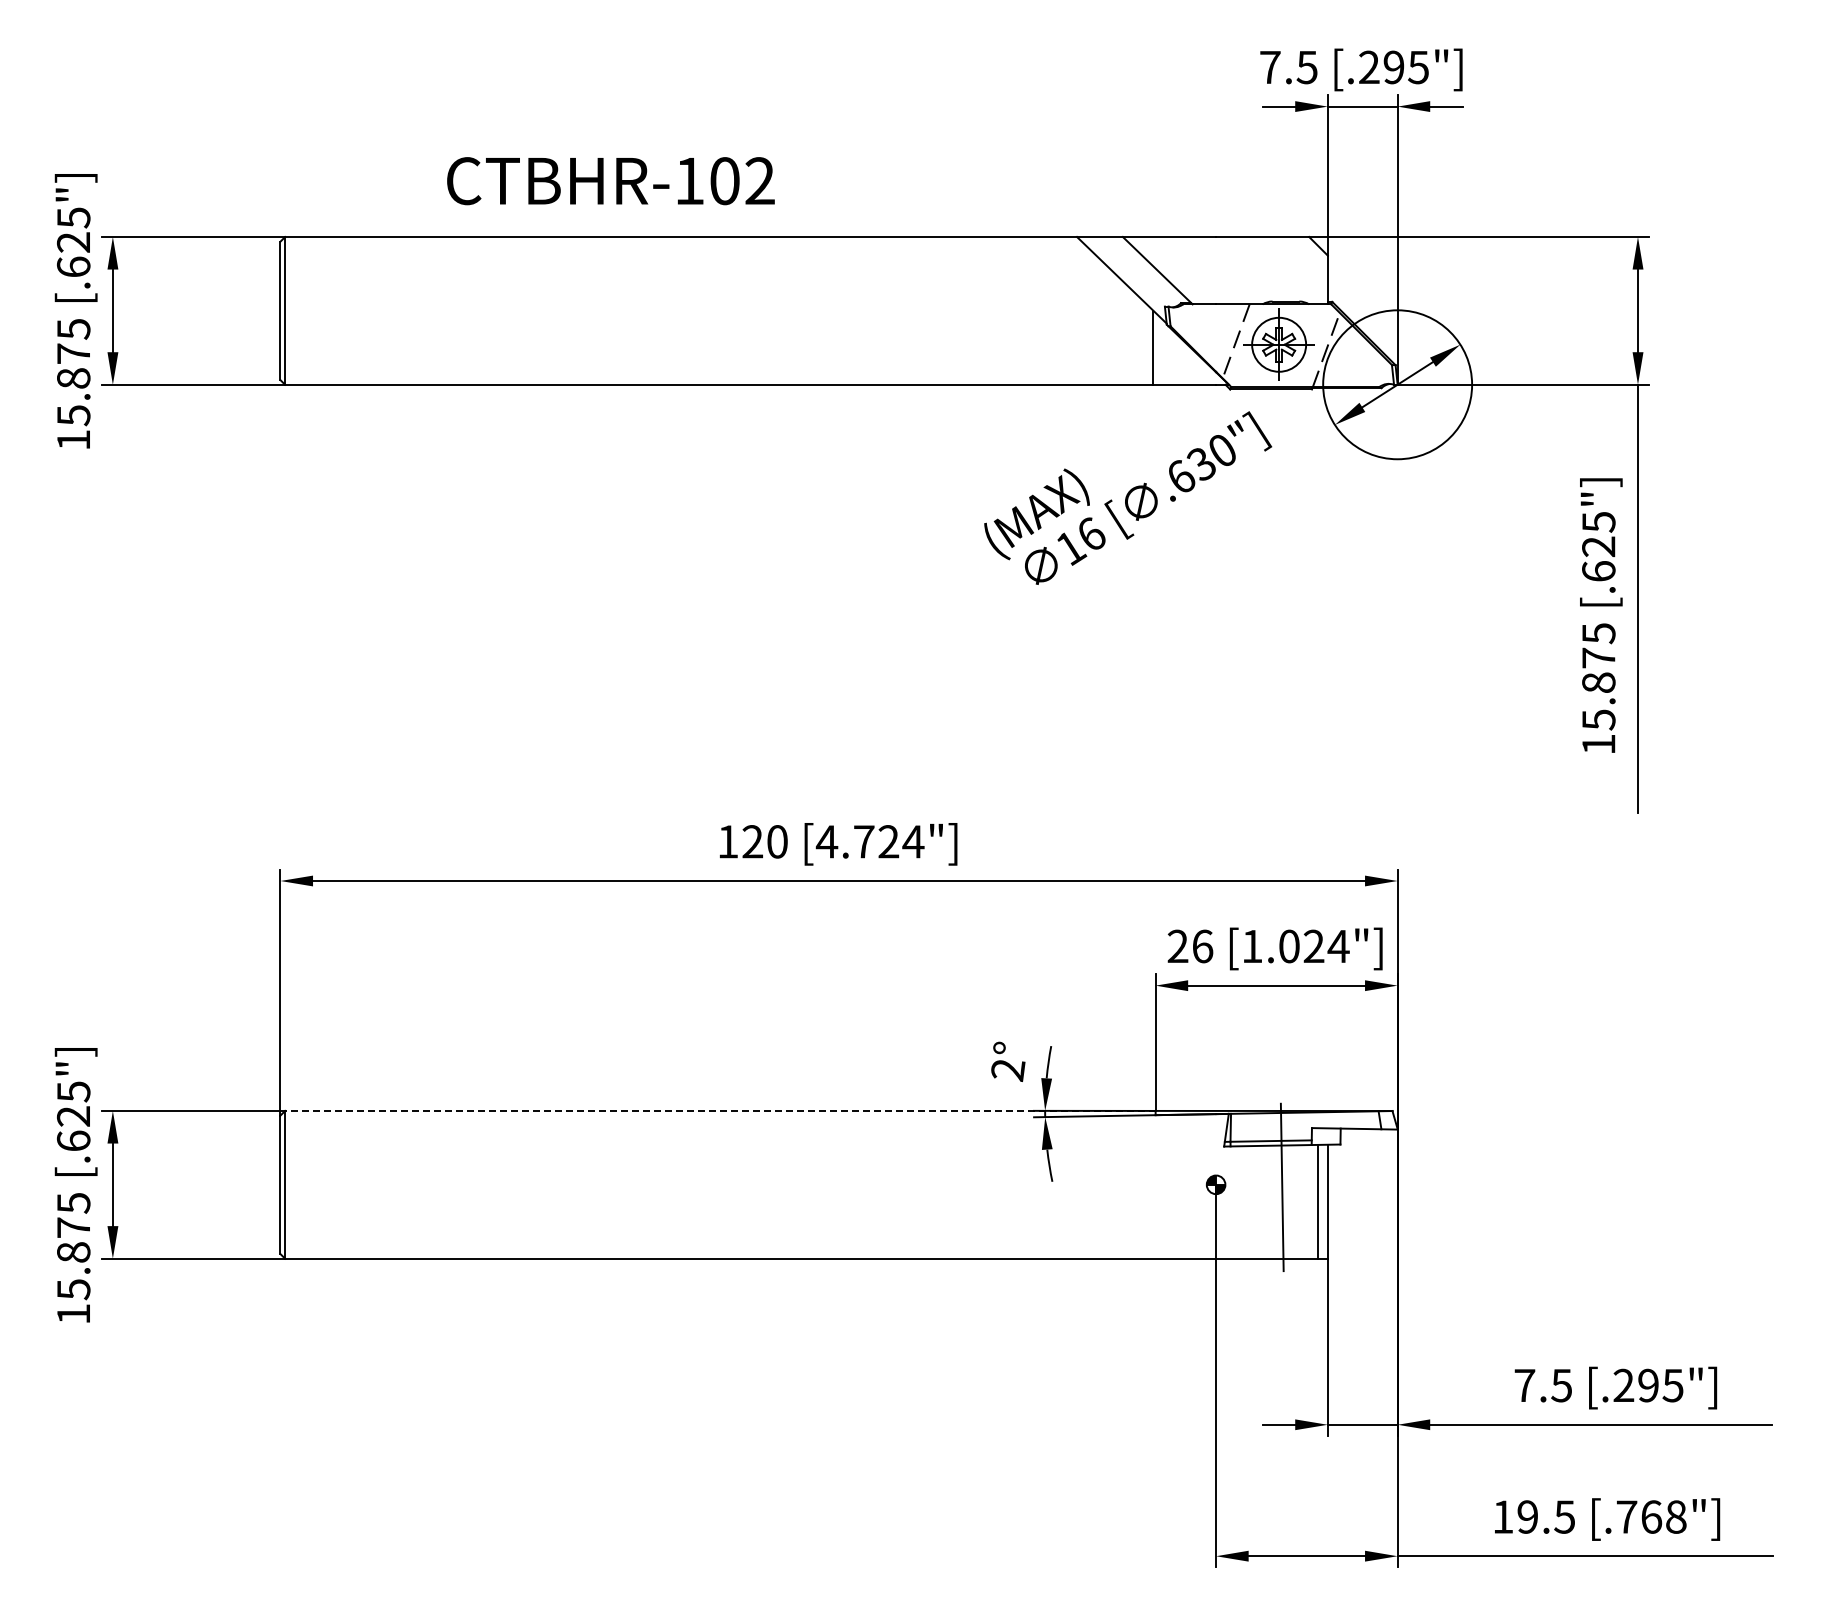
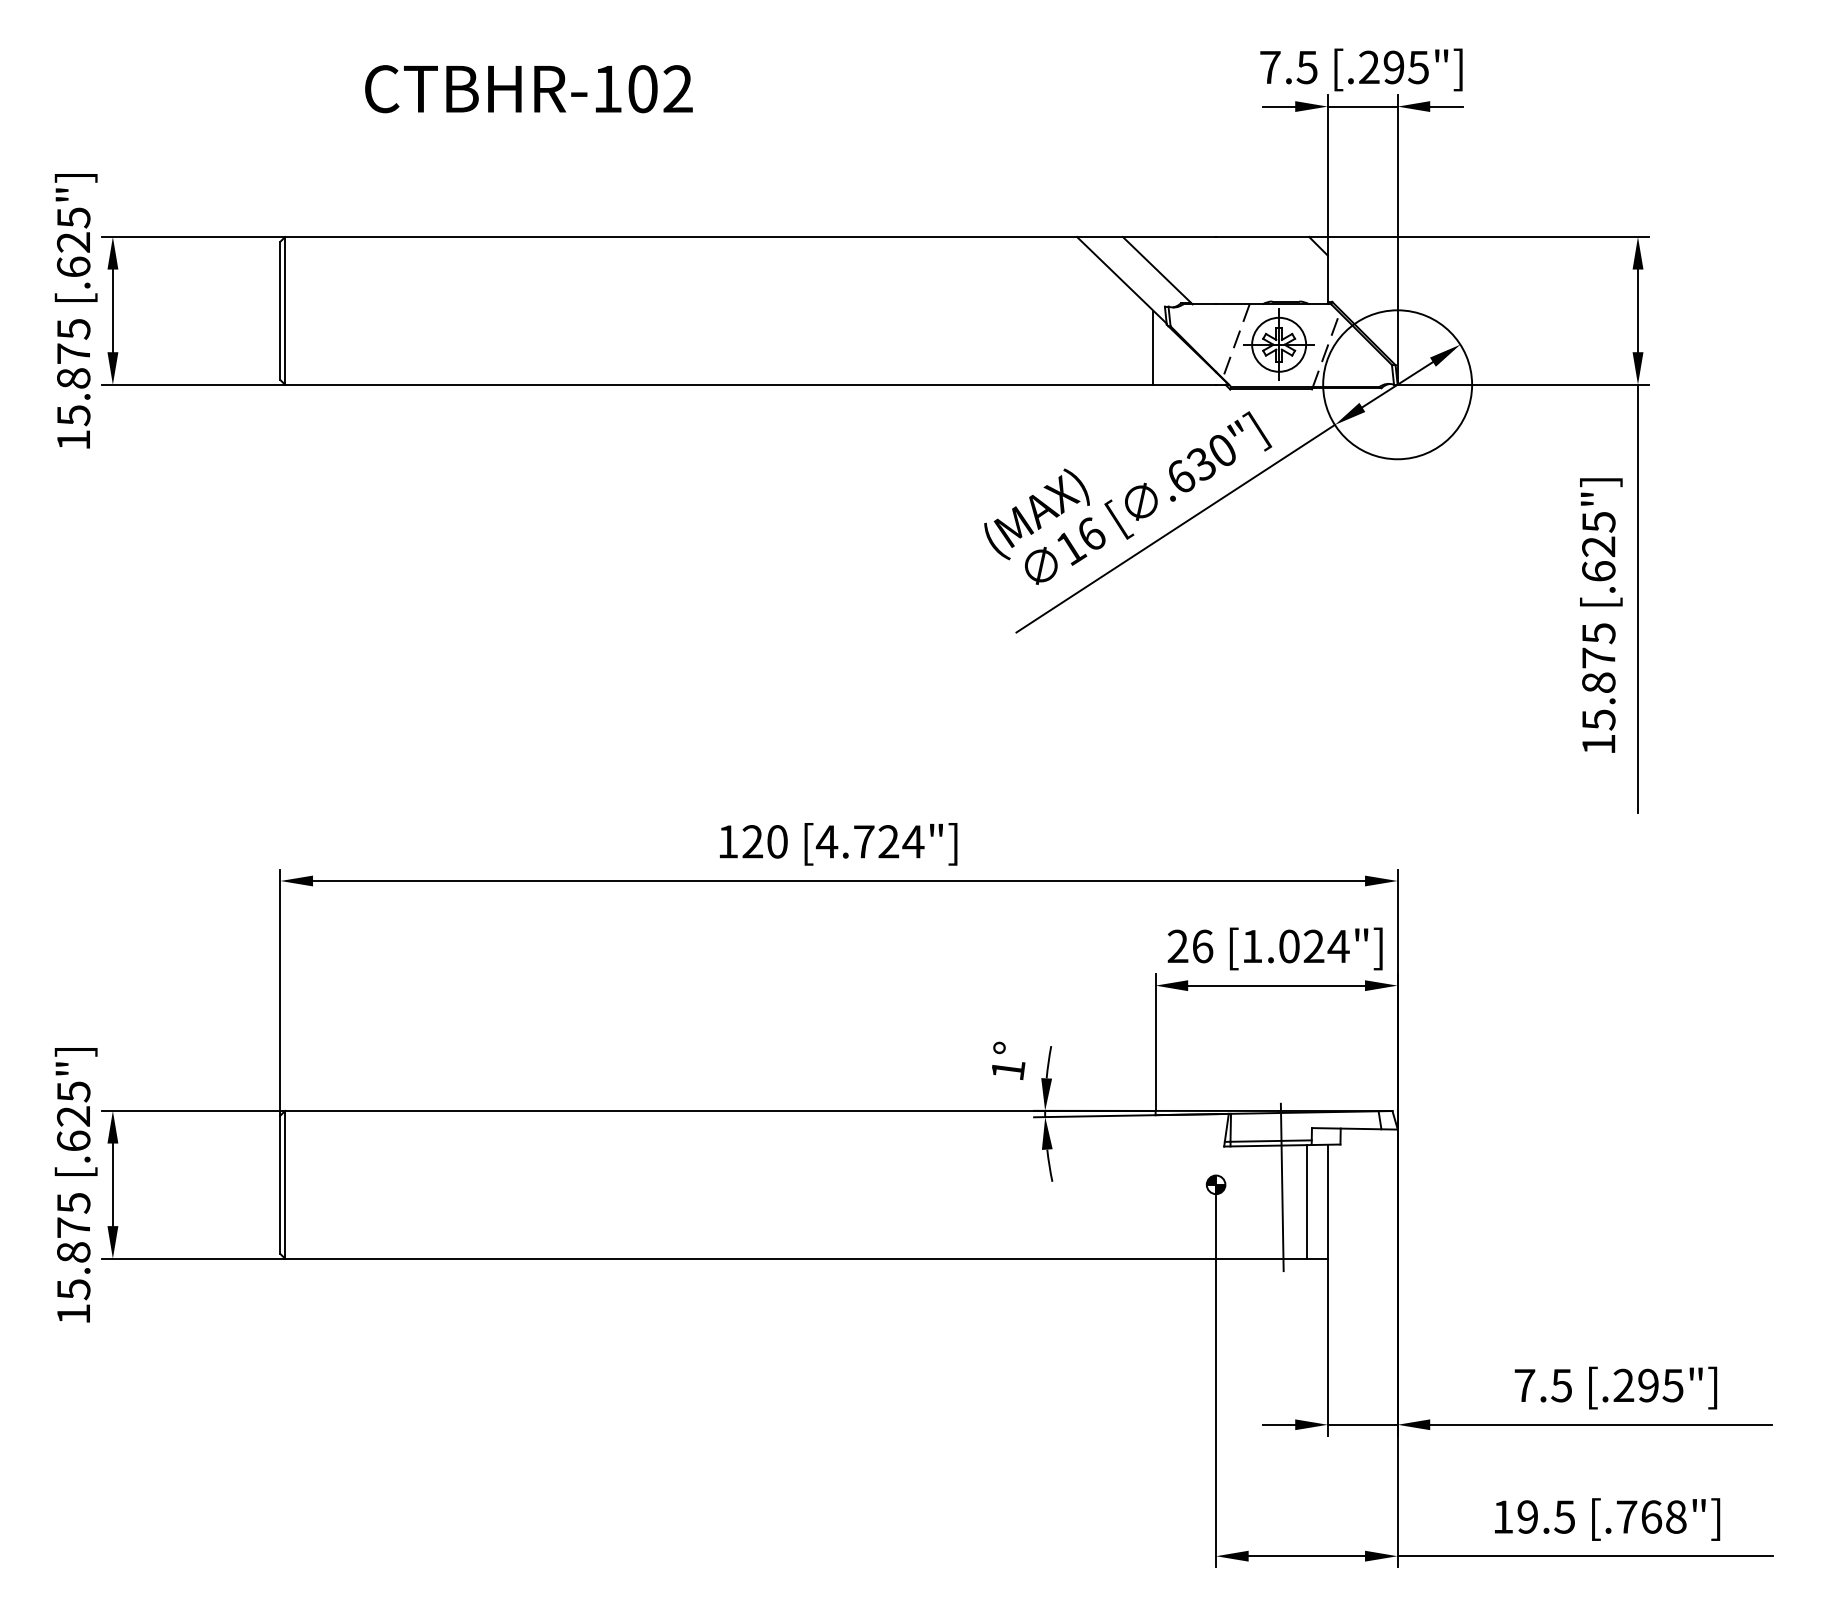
text position: (610, 181) -> (528, 89) (528, 89)
line: none -> present (1175, 528)
text: 2° -> 1° (1008, 1071)
line: dashed -> solid (719, 1110)
line position: (1317, 1201) -> (1306, 1201) (1306, 1201)
